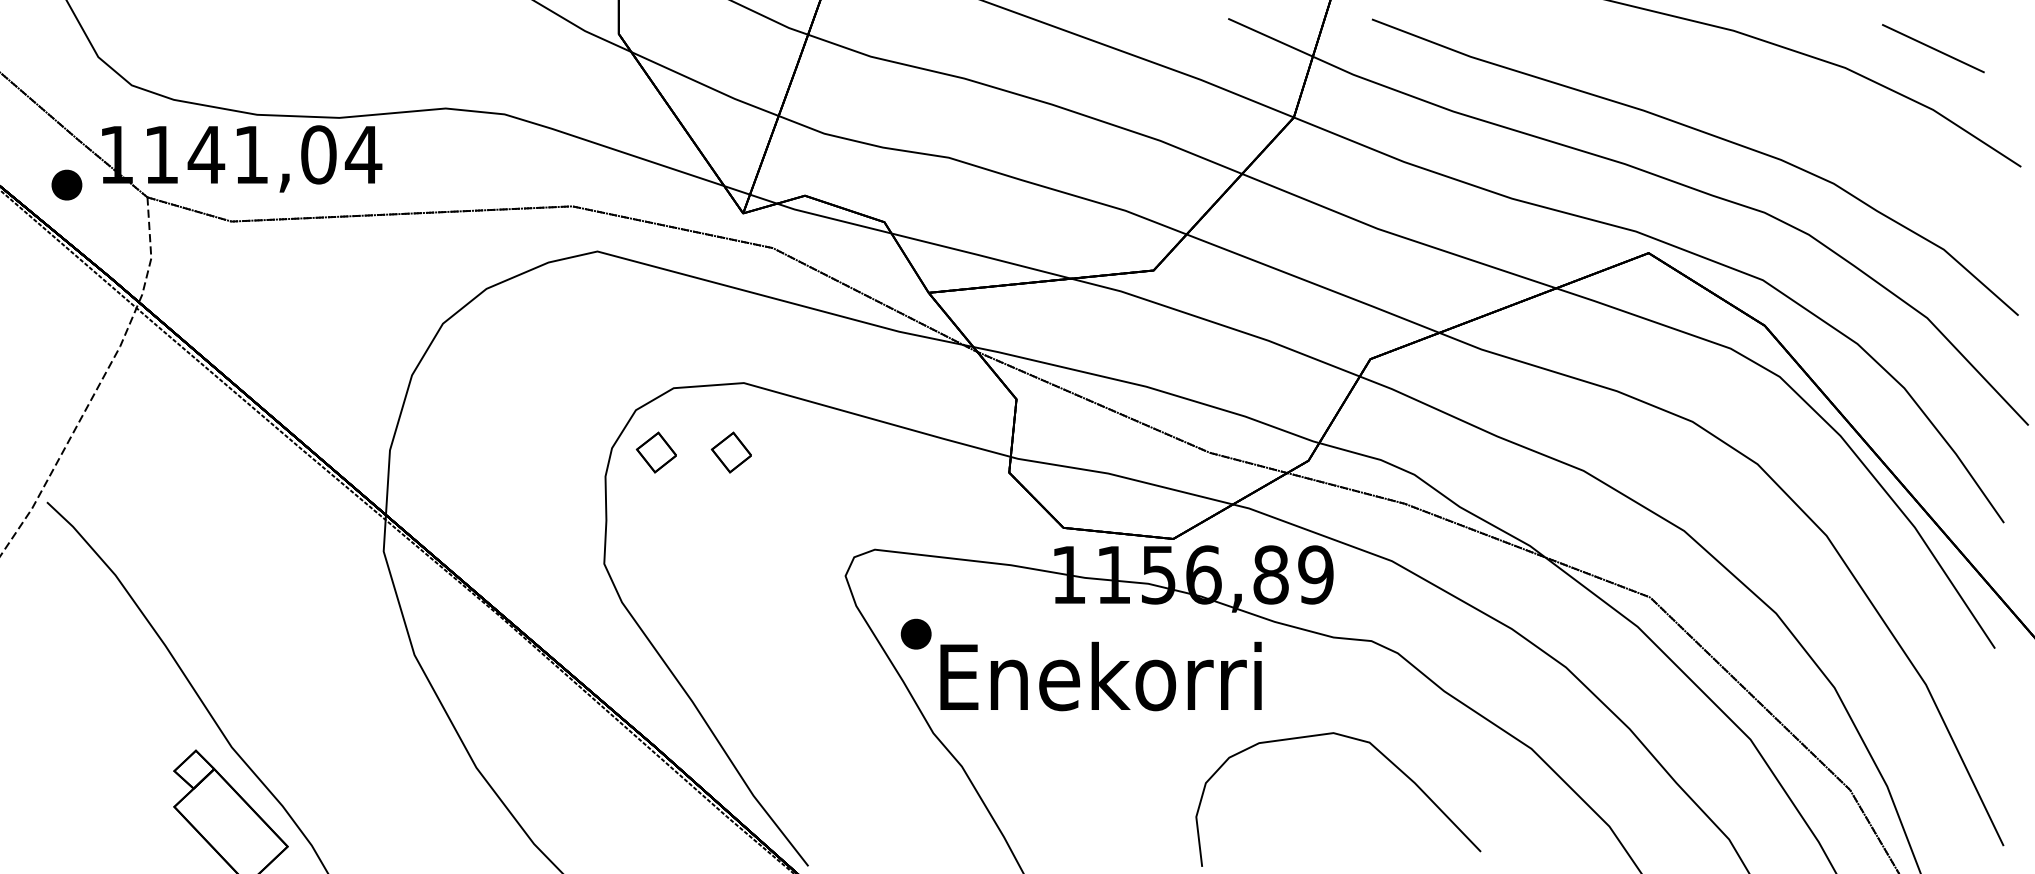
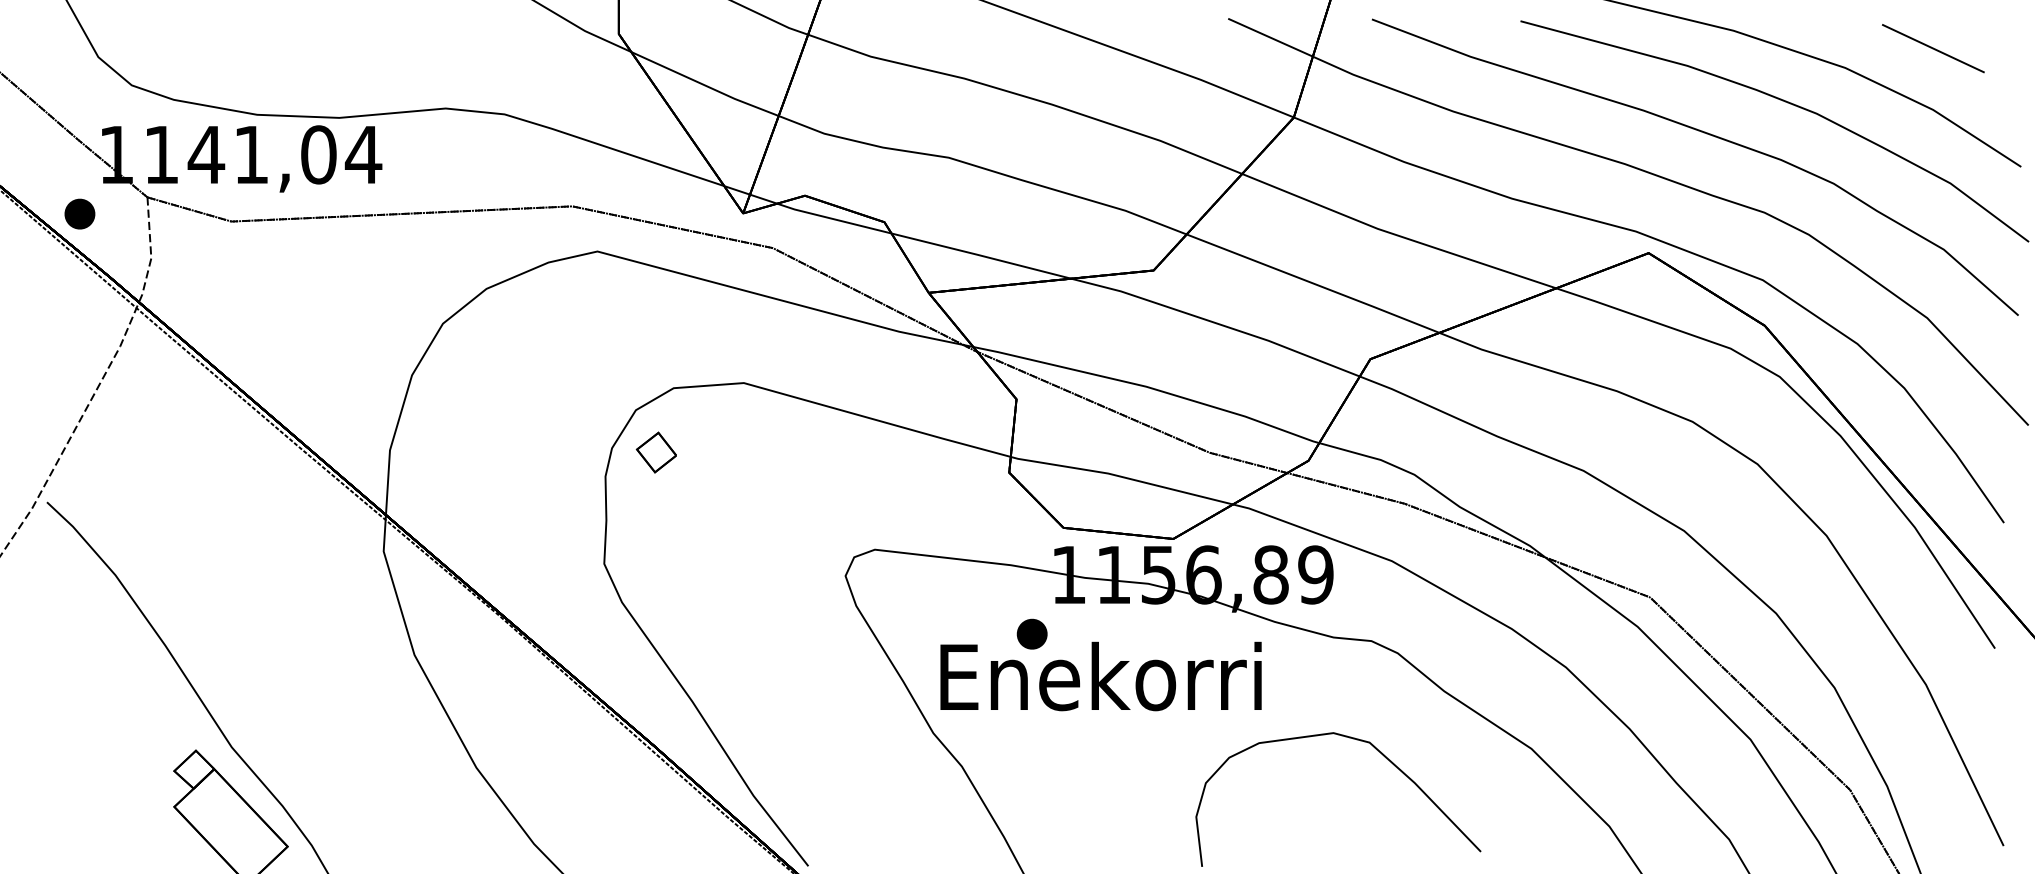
part: none -> present (1787, 103)
part position: (66, 184) -> (79, 213) (79, 213)
part: present -> none (730, 452)
part position: (915, 633) -> (1031, 633) (1031, 633)
